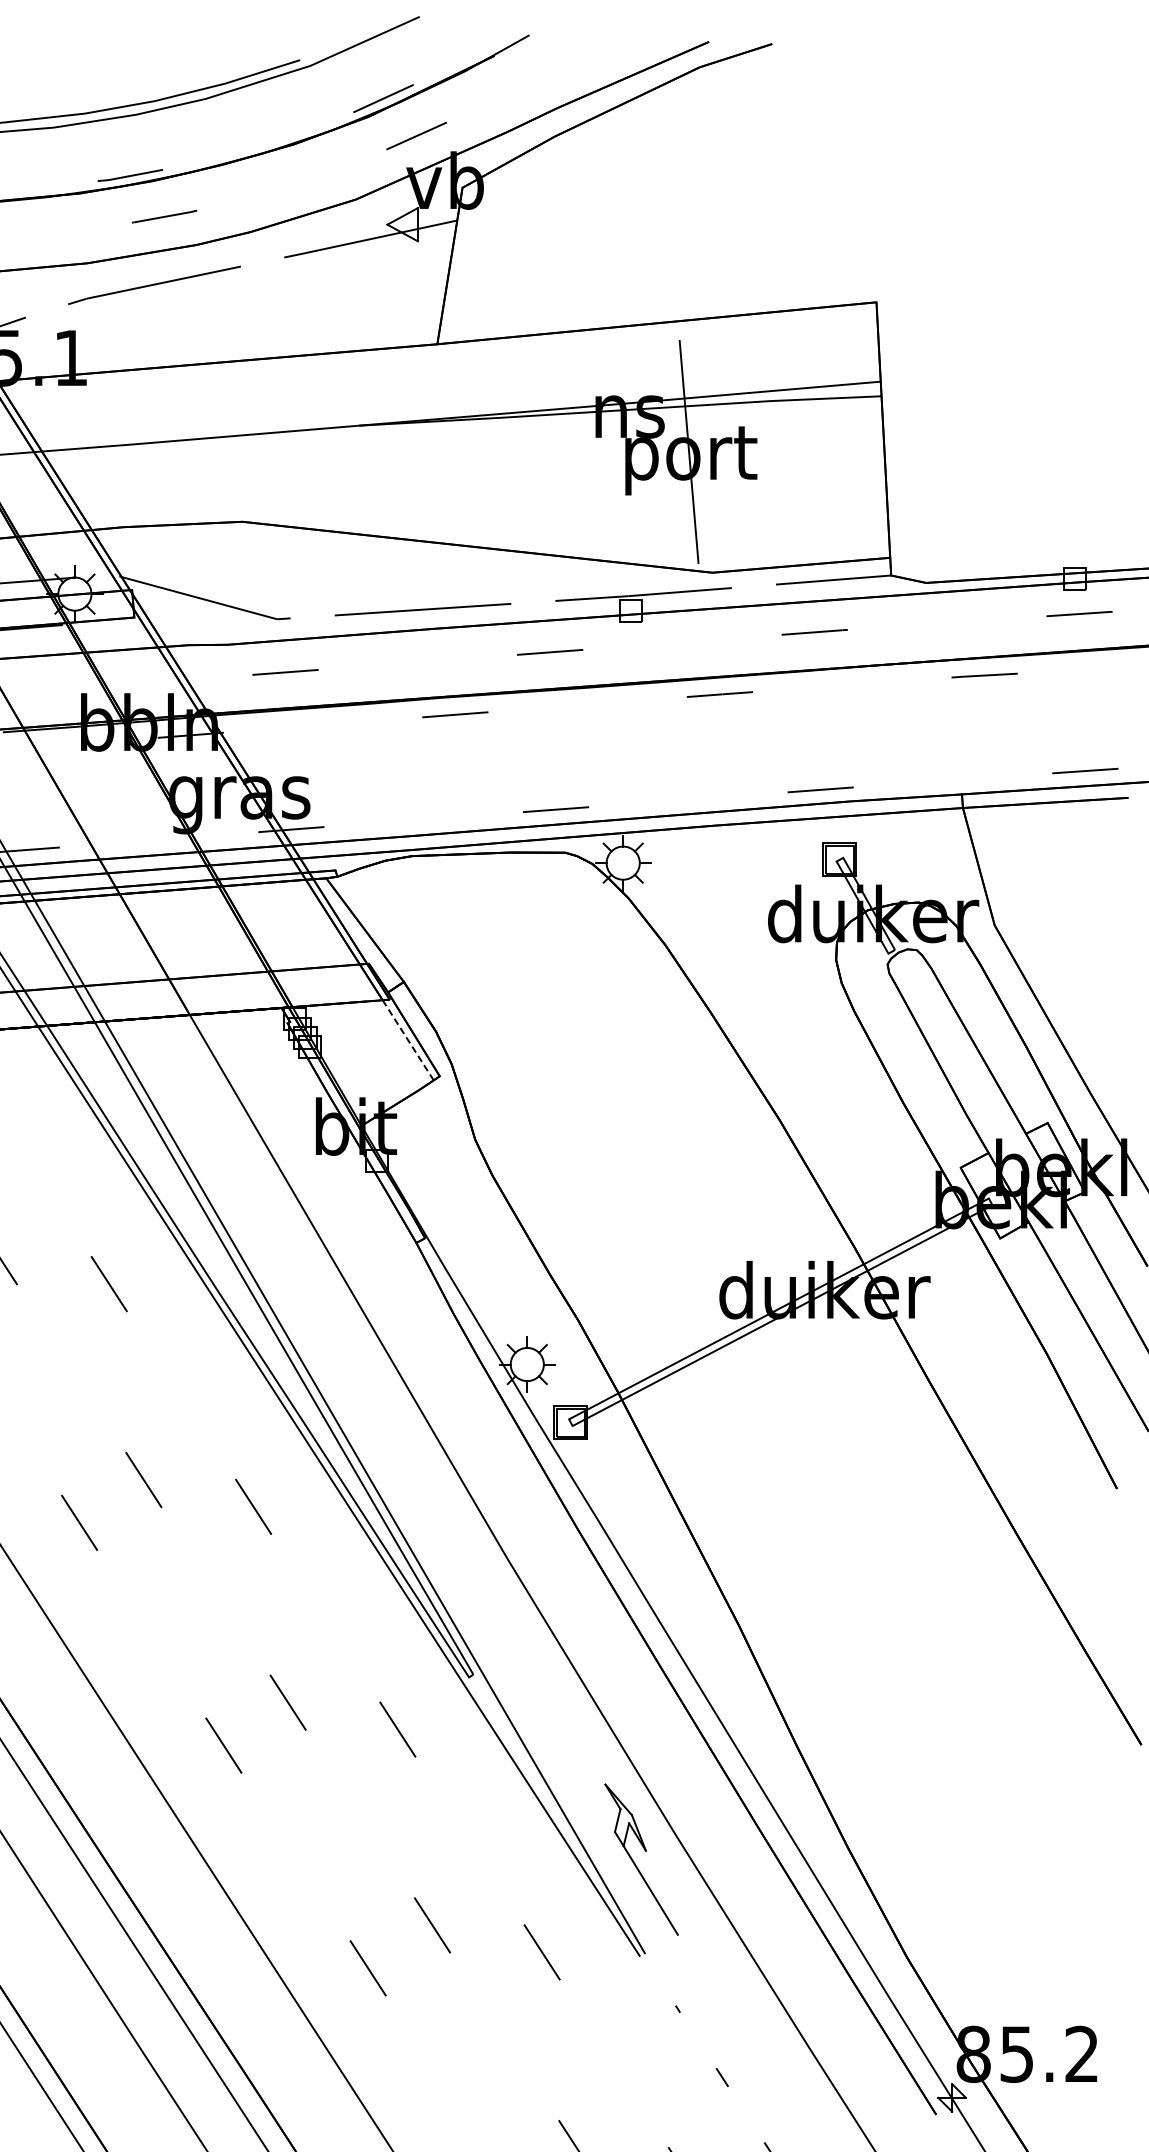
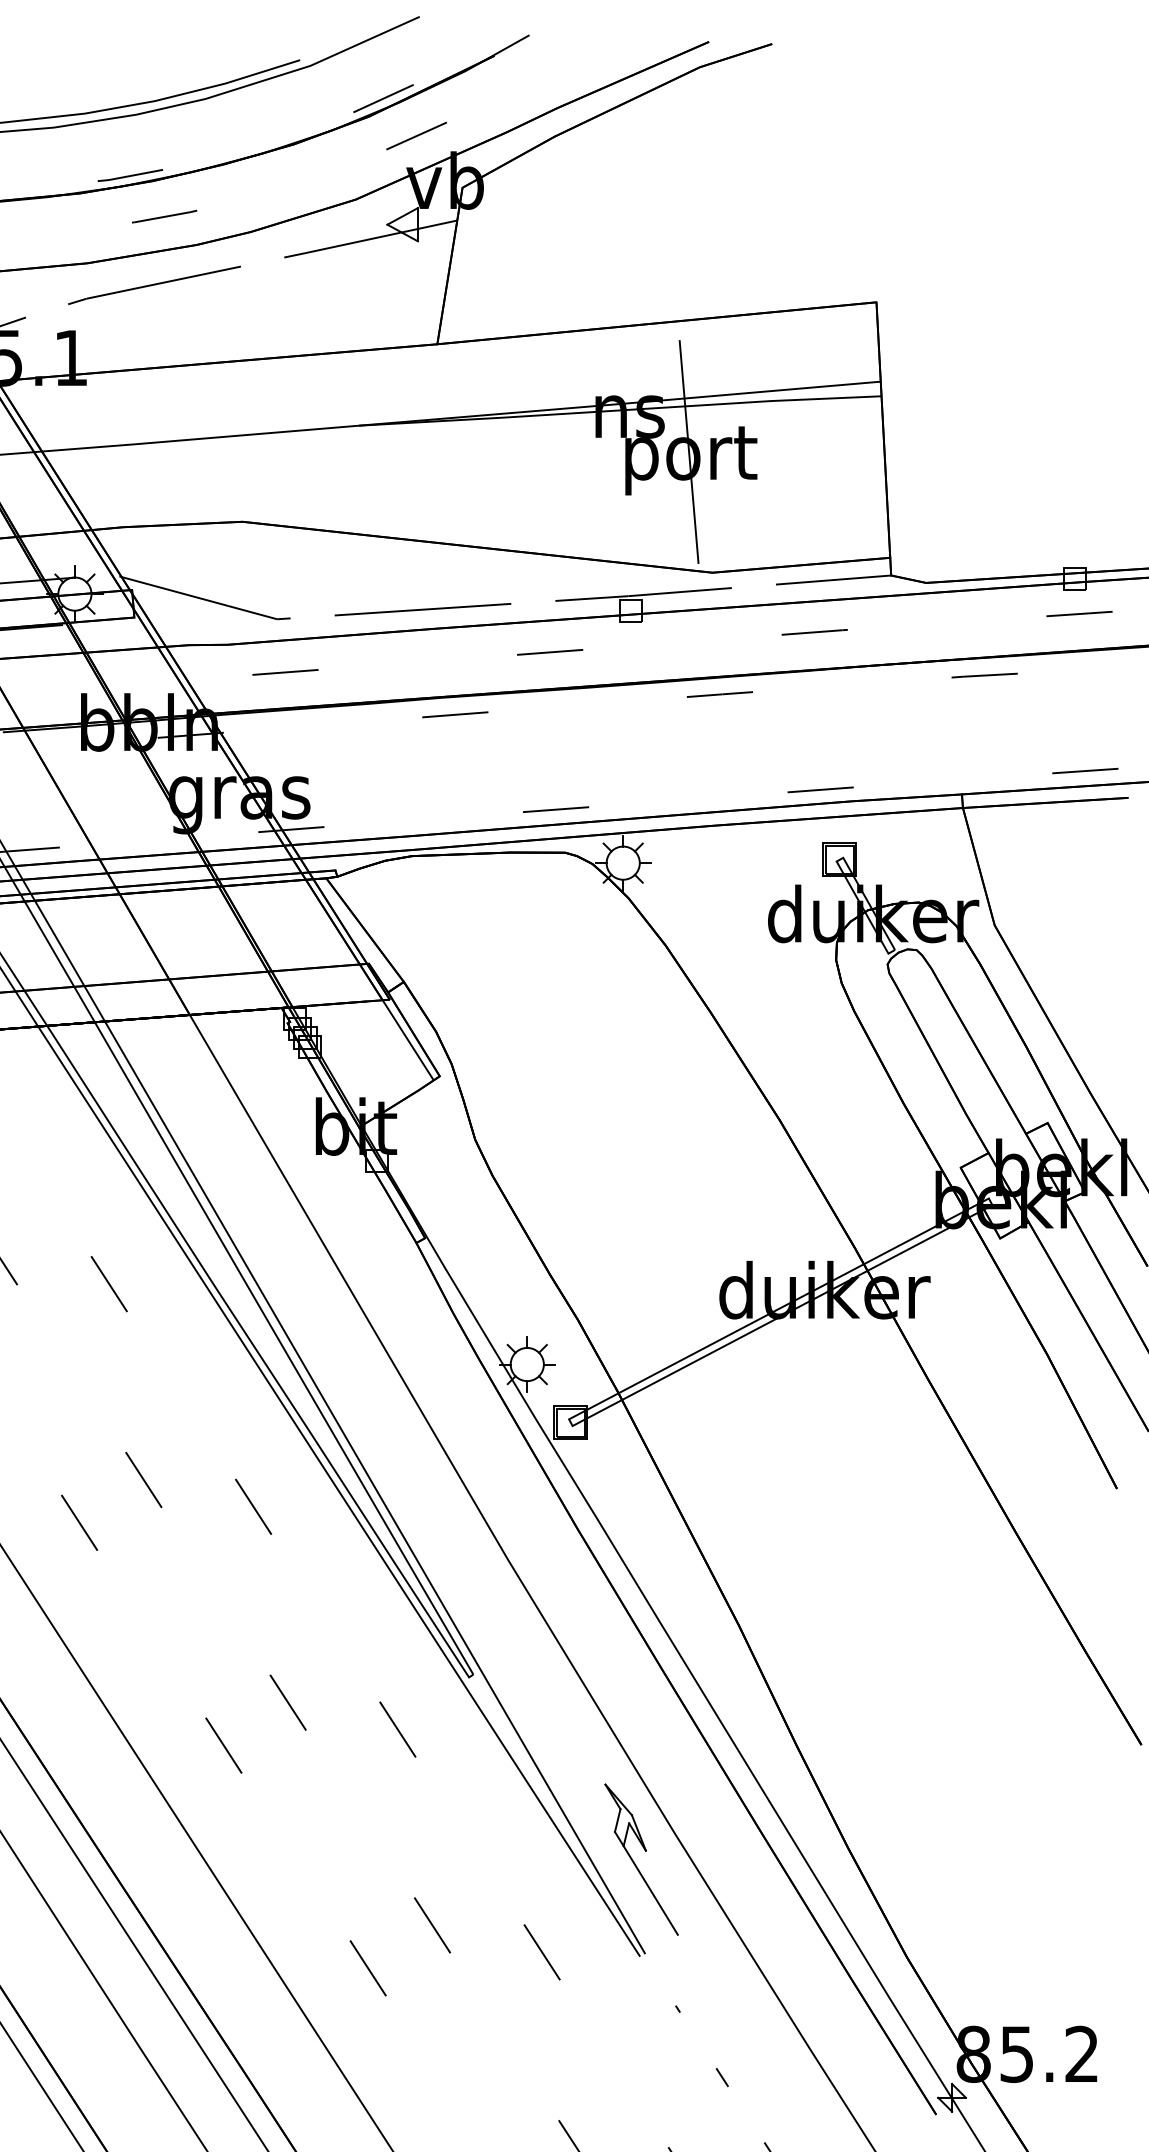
line: dashed -> solid (408, 1040)
